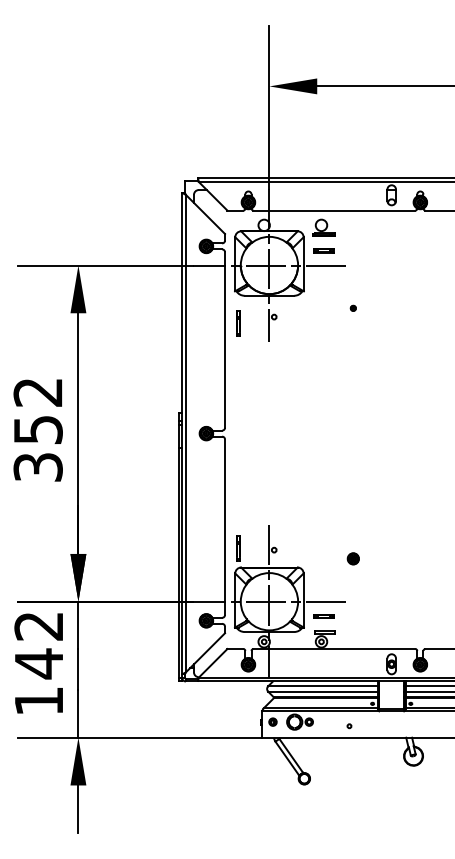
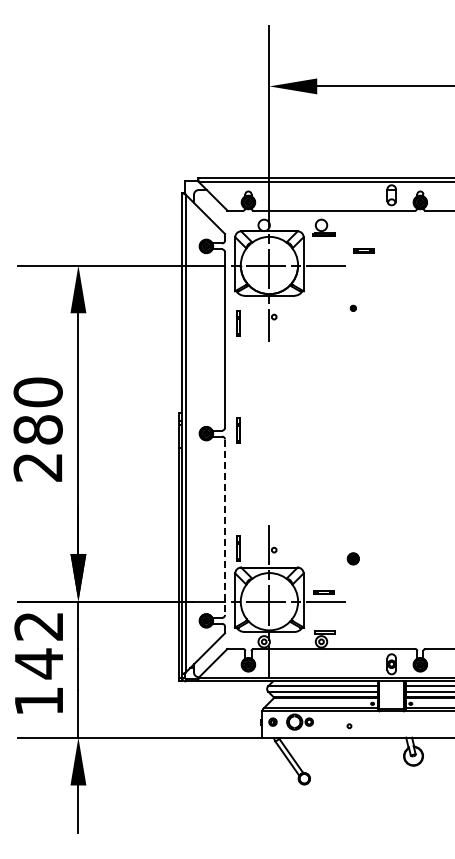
part position: (323, 250) -> (363, 250) (363, 250)
text: 352 -> 280 (37, 429)
line: none -> present (237, 430)
line: solid -> dashed (225, 527)
line position: (323, 615) -> (323, 591) (323, 591)
